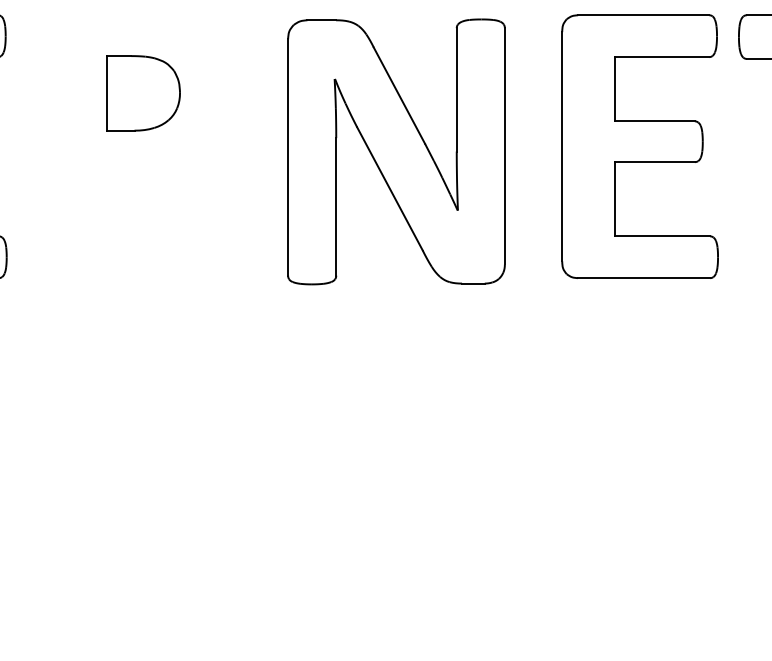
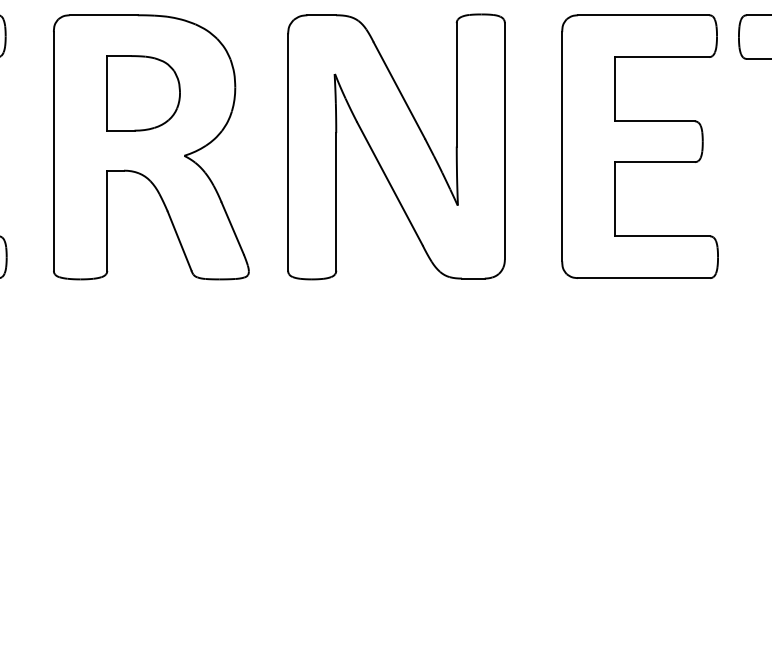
part: none -> present (151, 147)
part position: (396, 151) -> (396, 146) (396, 146)
